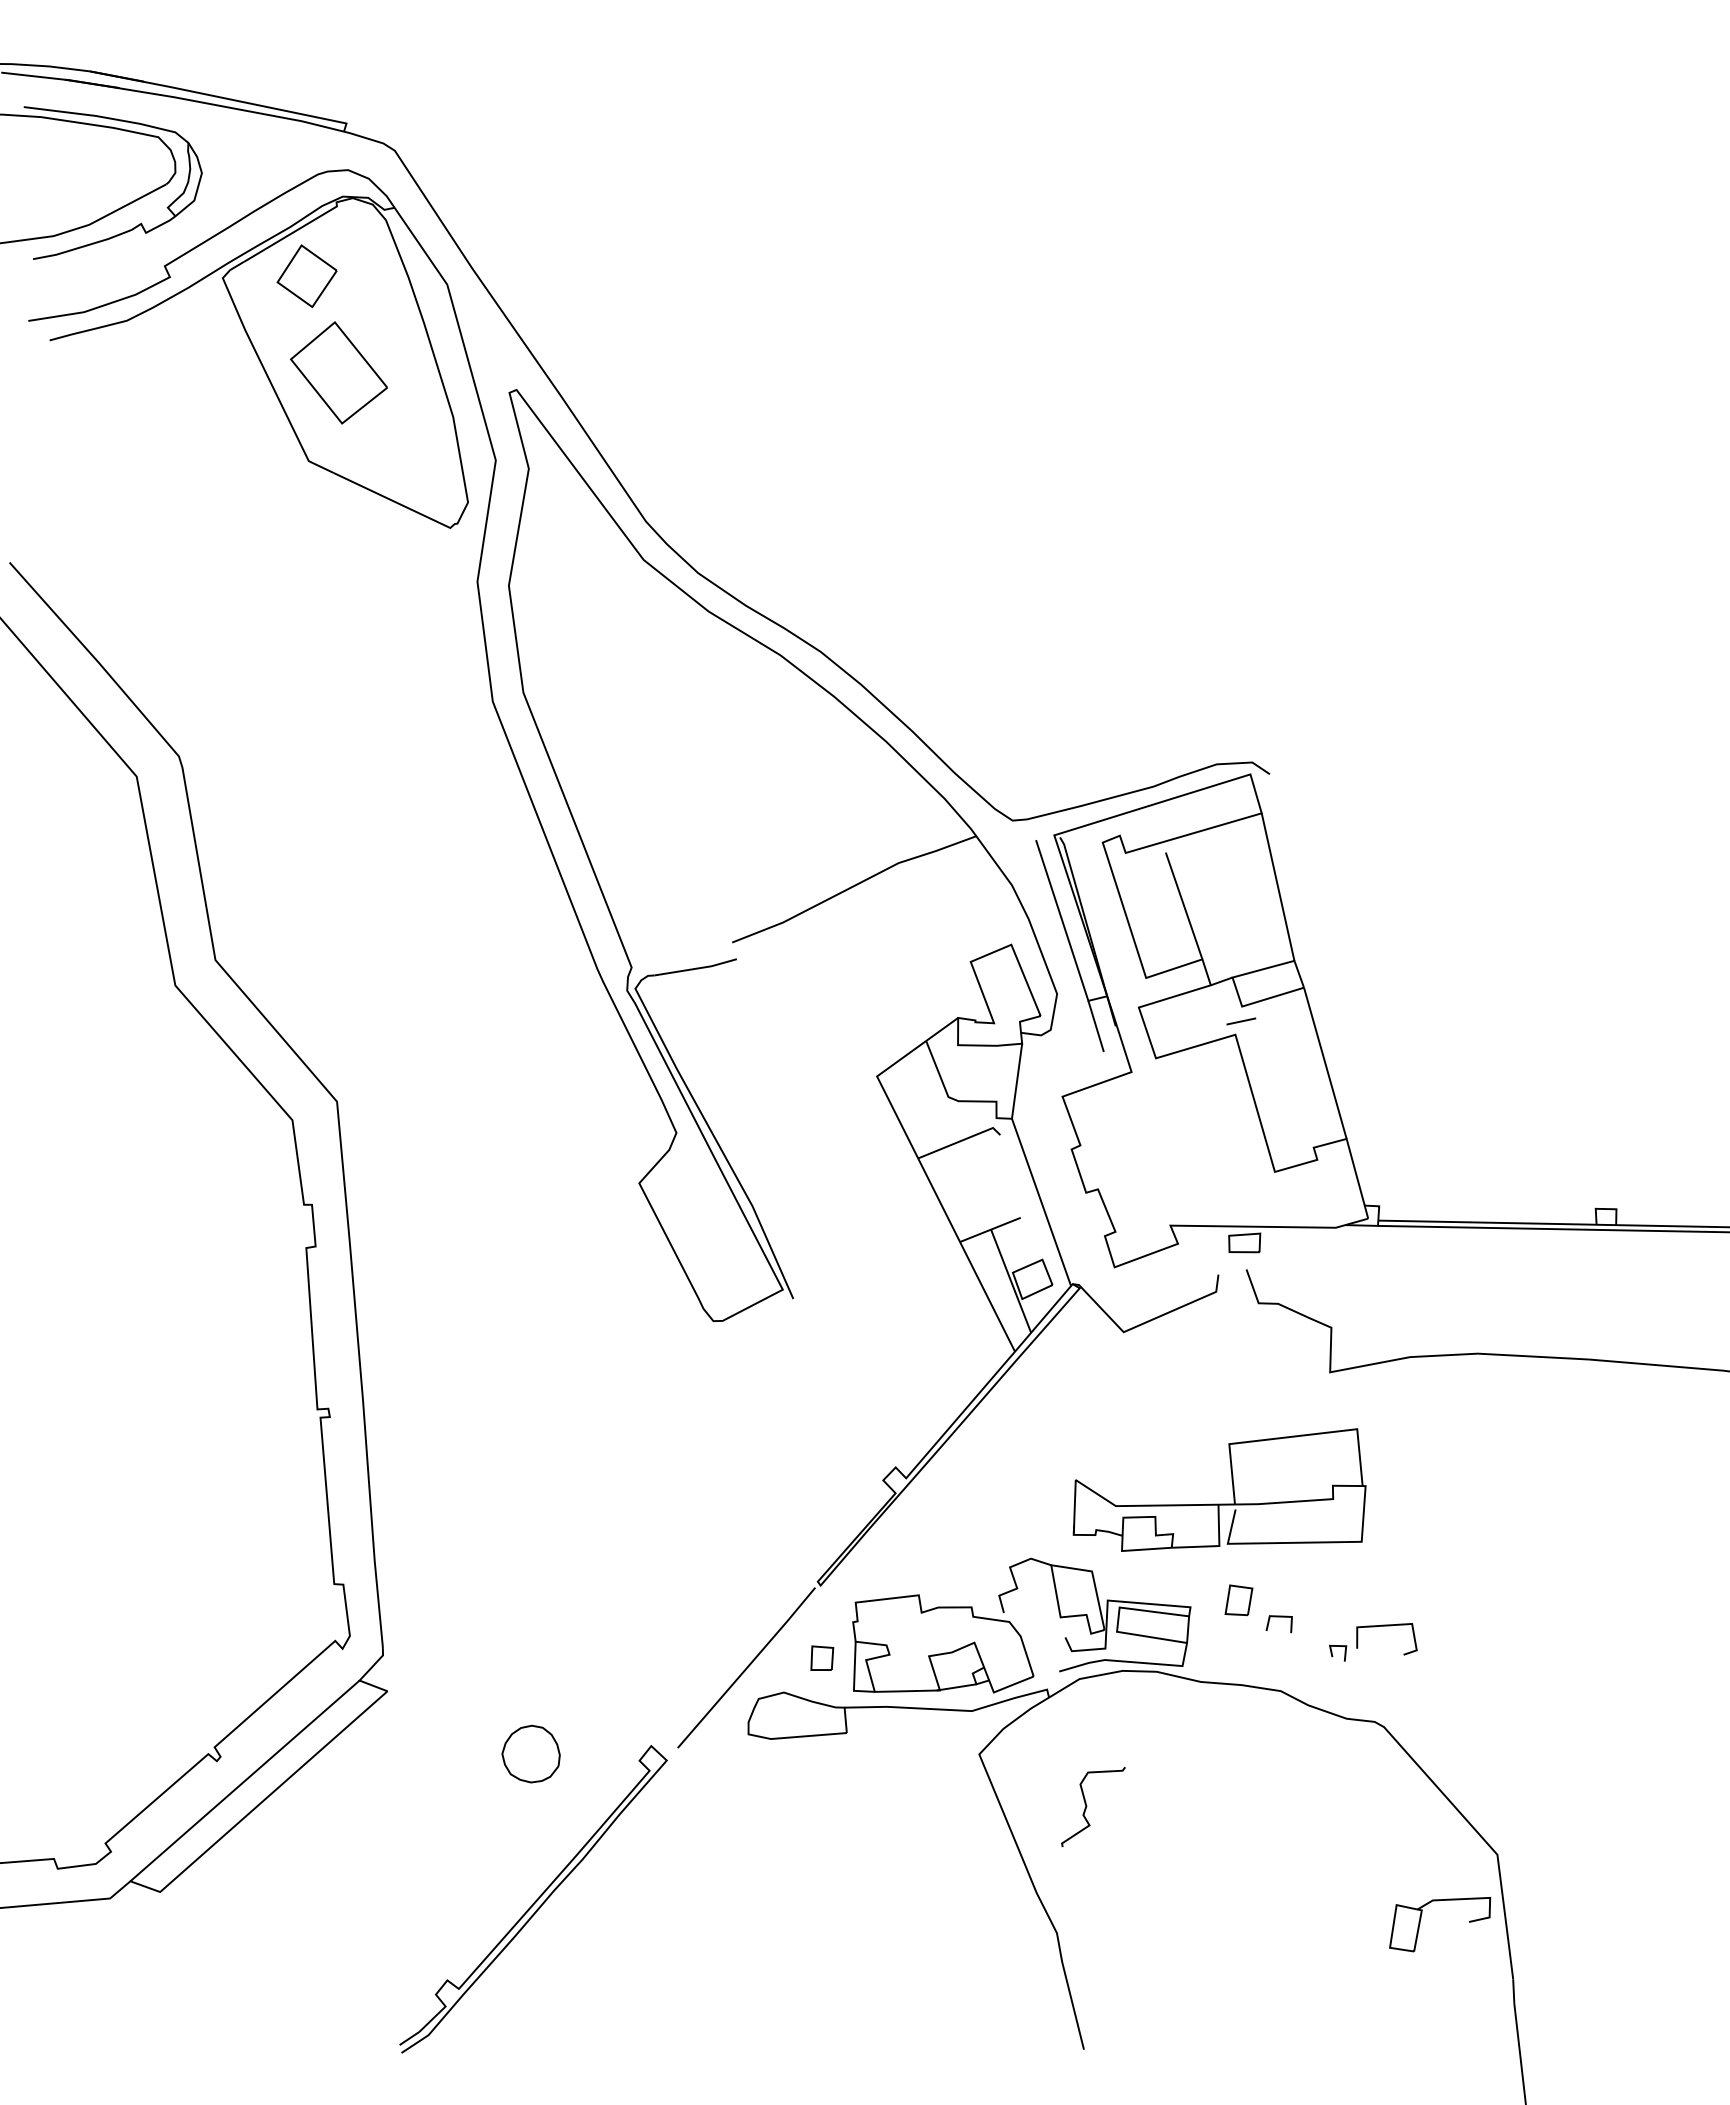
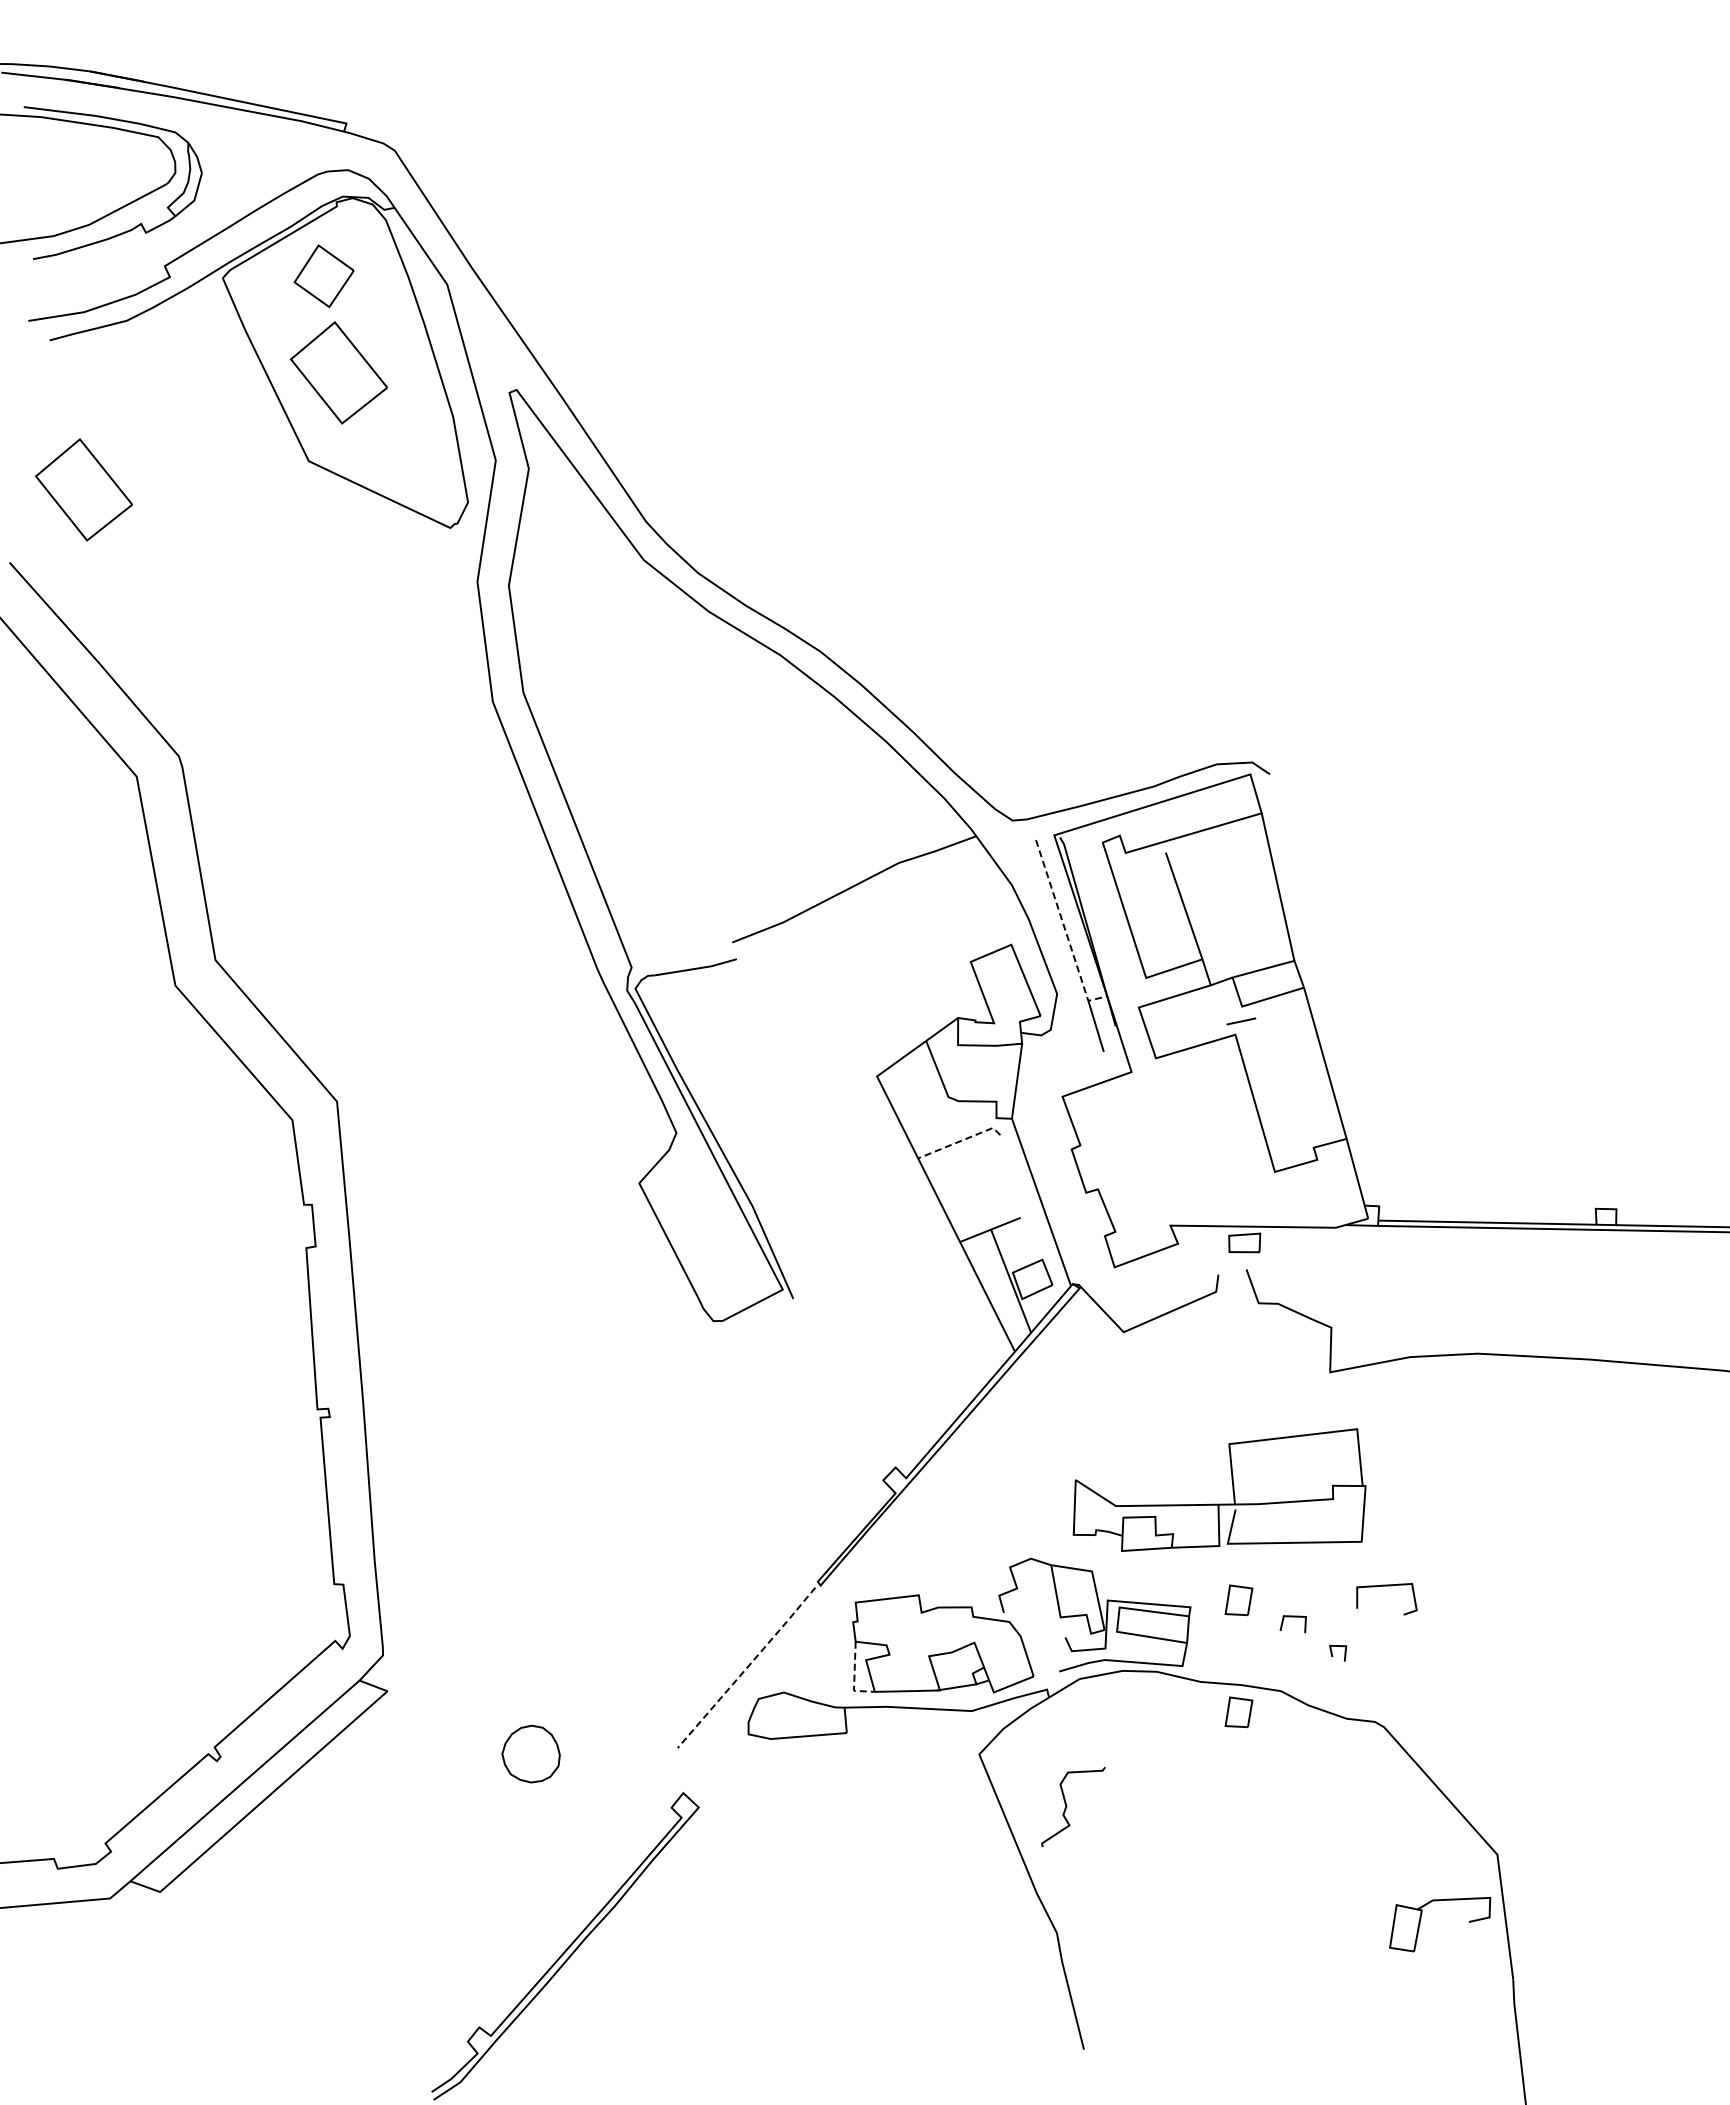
part position: (306, 276) -> (323, 276) (323, 276)
part: none -> present (83, 489)
line: solid -> dashed (1065, 930)
line: solid -> dashed (960, 1141)
curve position: (1278, 1617) -> (1292, 1617) (1292, 1617)
line position: (1386, 1626) -> (1386, 1586) (1386, 1586)
part: present -> none (822, 1657)
line: solid -> dashed (747, 1667)
line: solid -> dashed (854, 1677)
part: none -> present (1238, 1712)
curve position: (1087, 1806) -> (1067, 1806) (1067, 1806)
curve position: (535, 1900) -> (567, 1947) (567, 1947)
